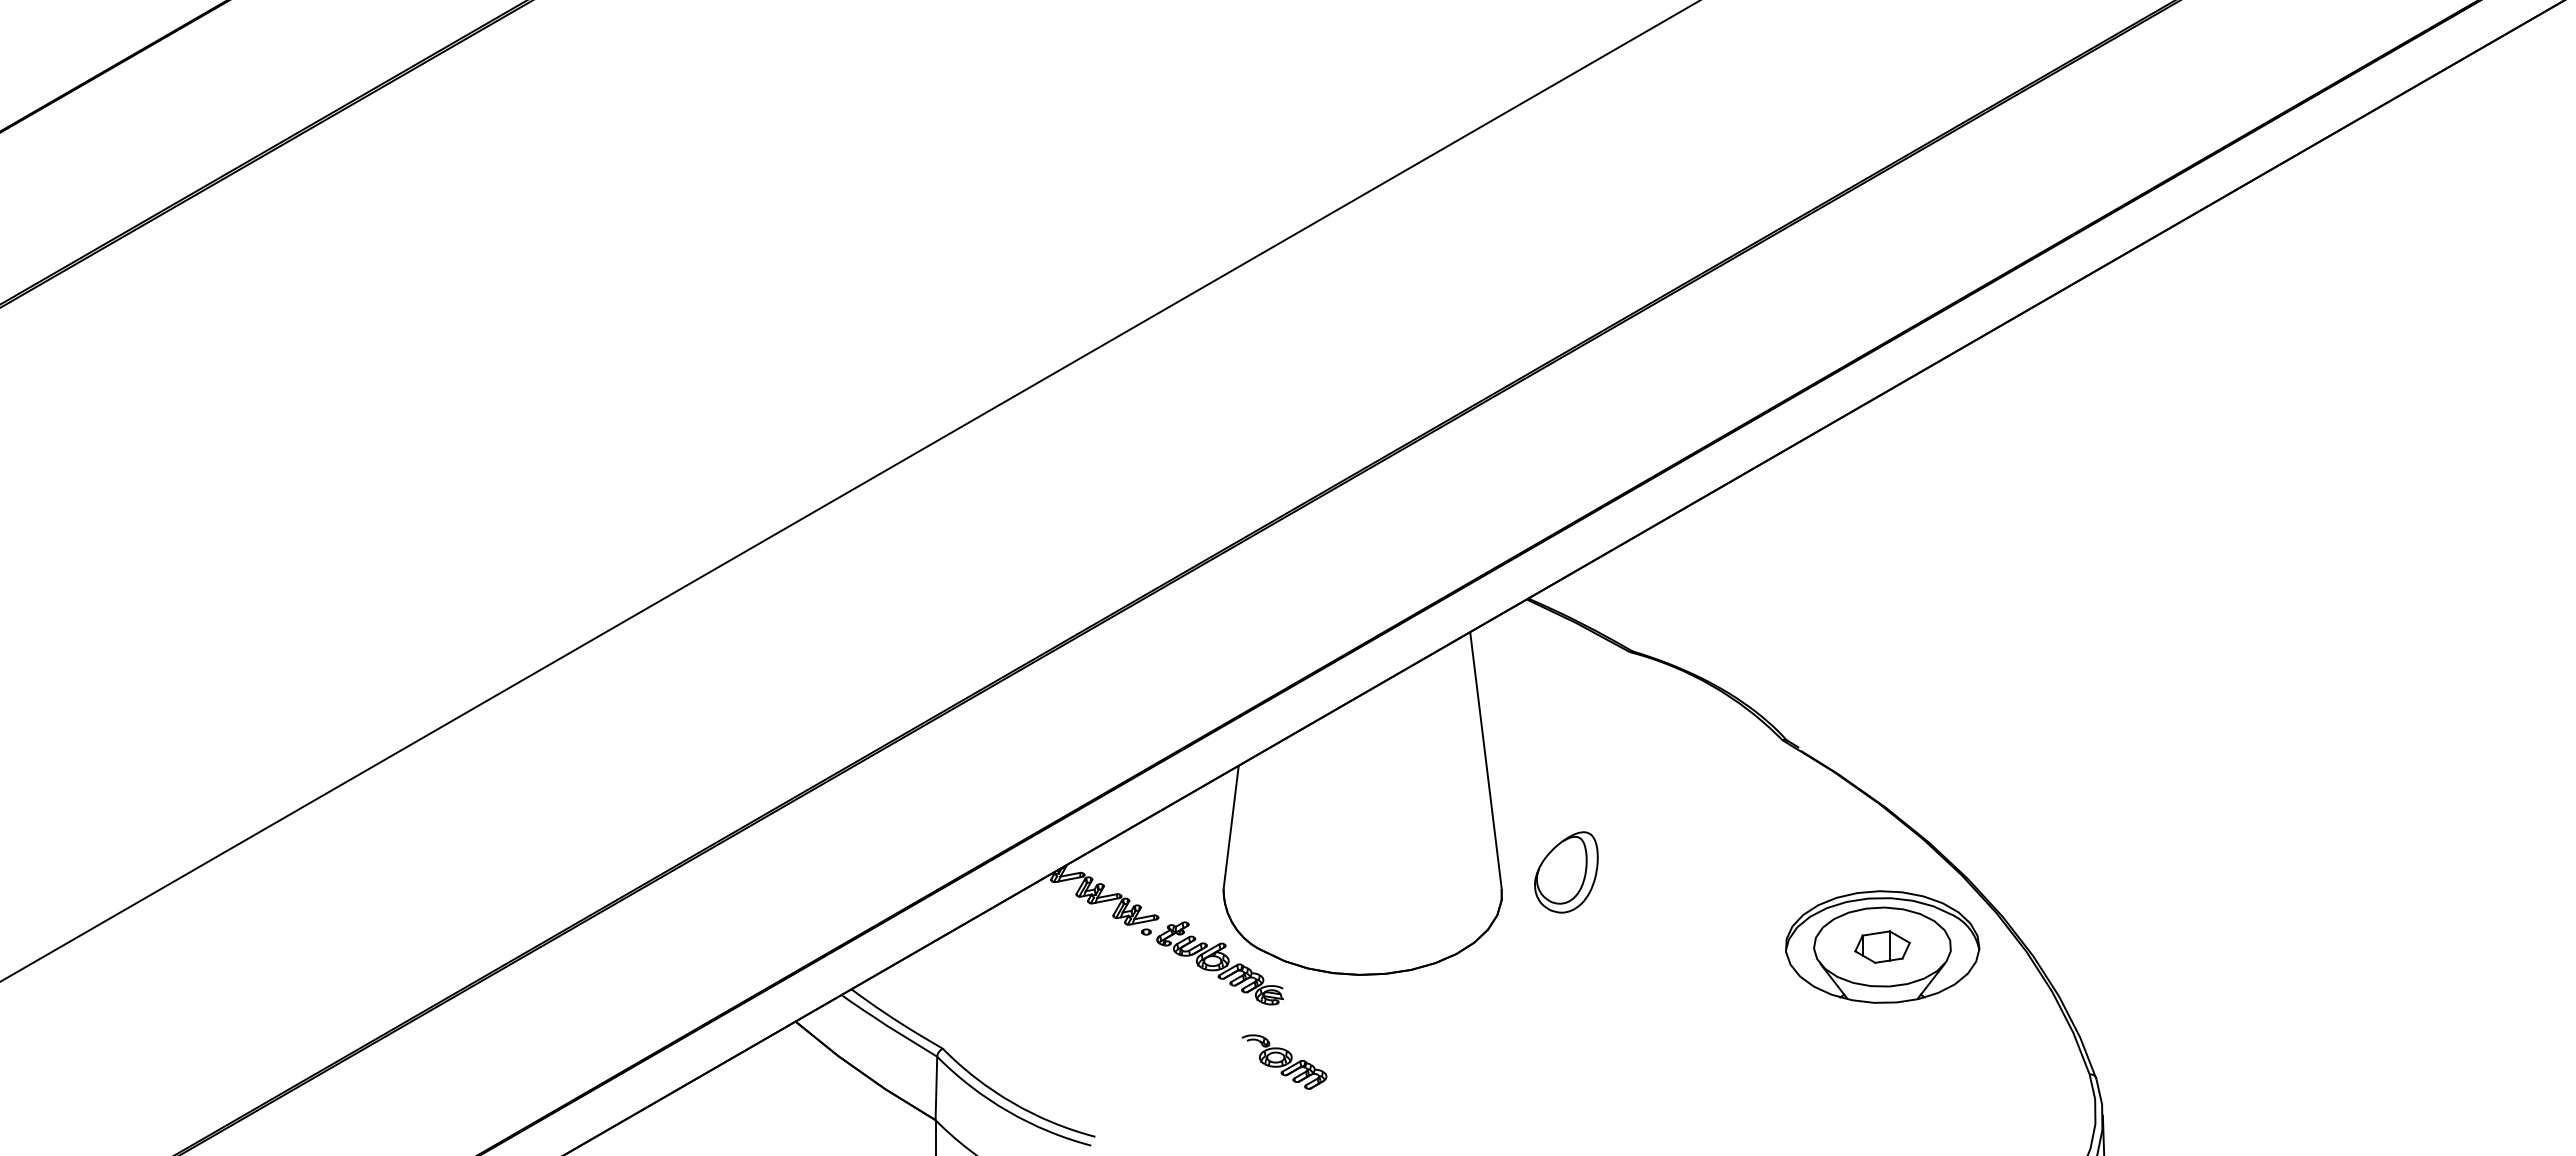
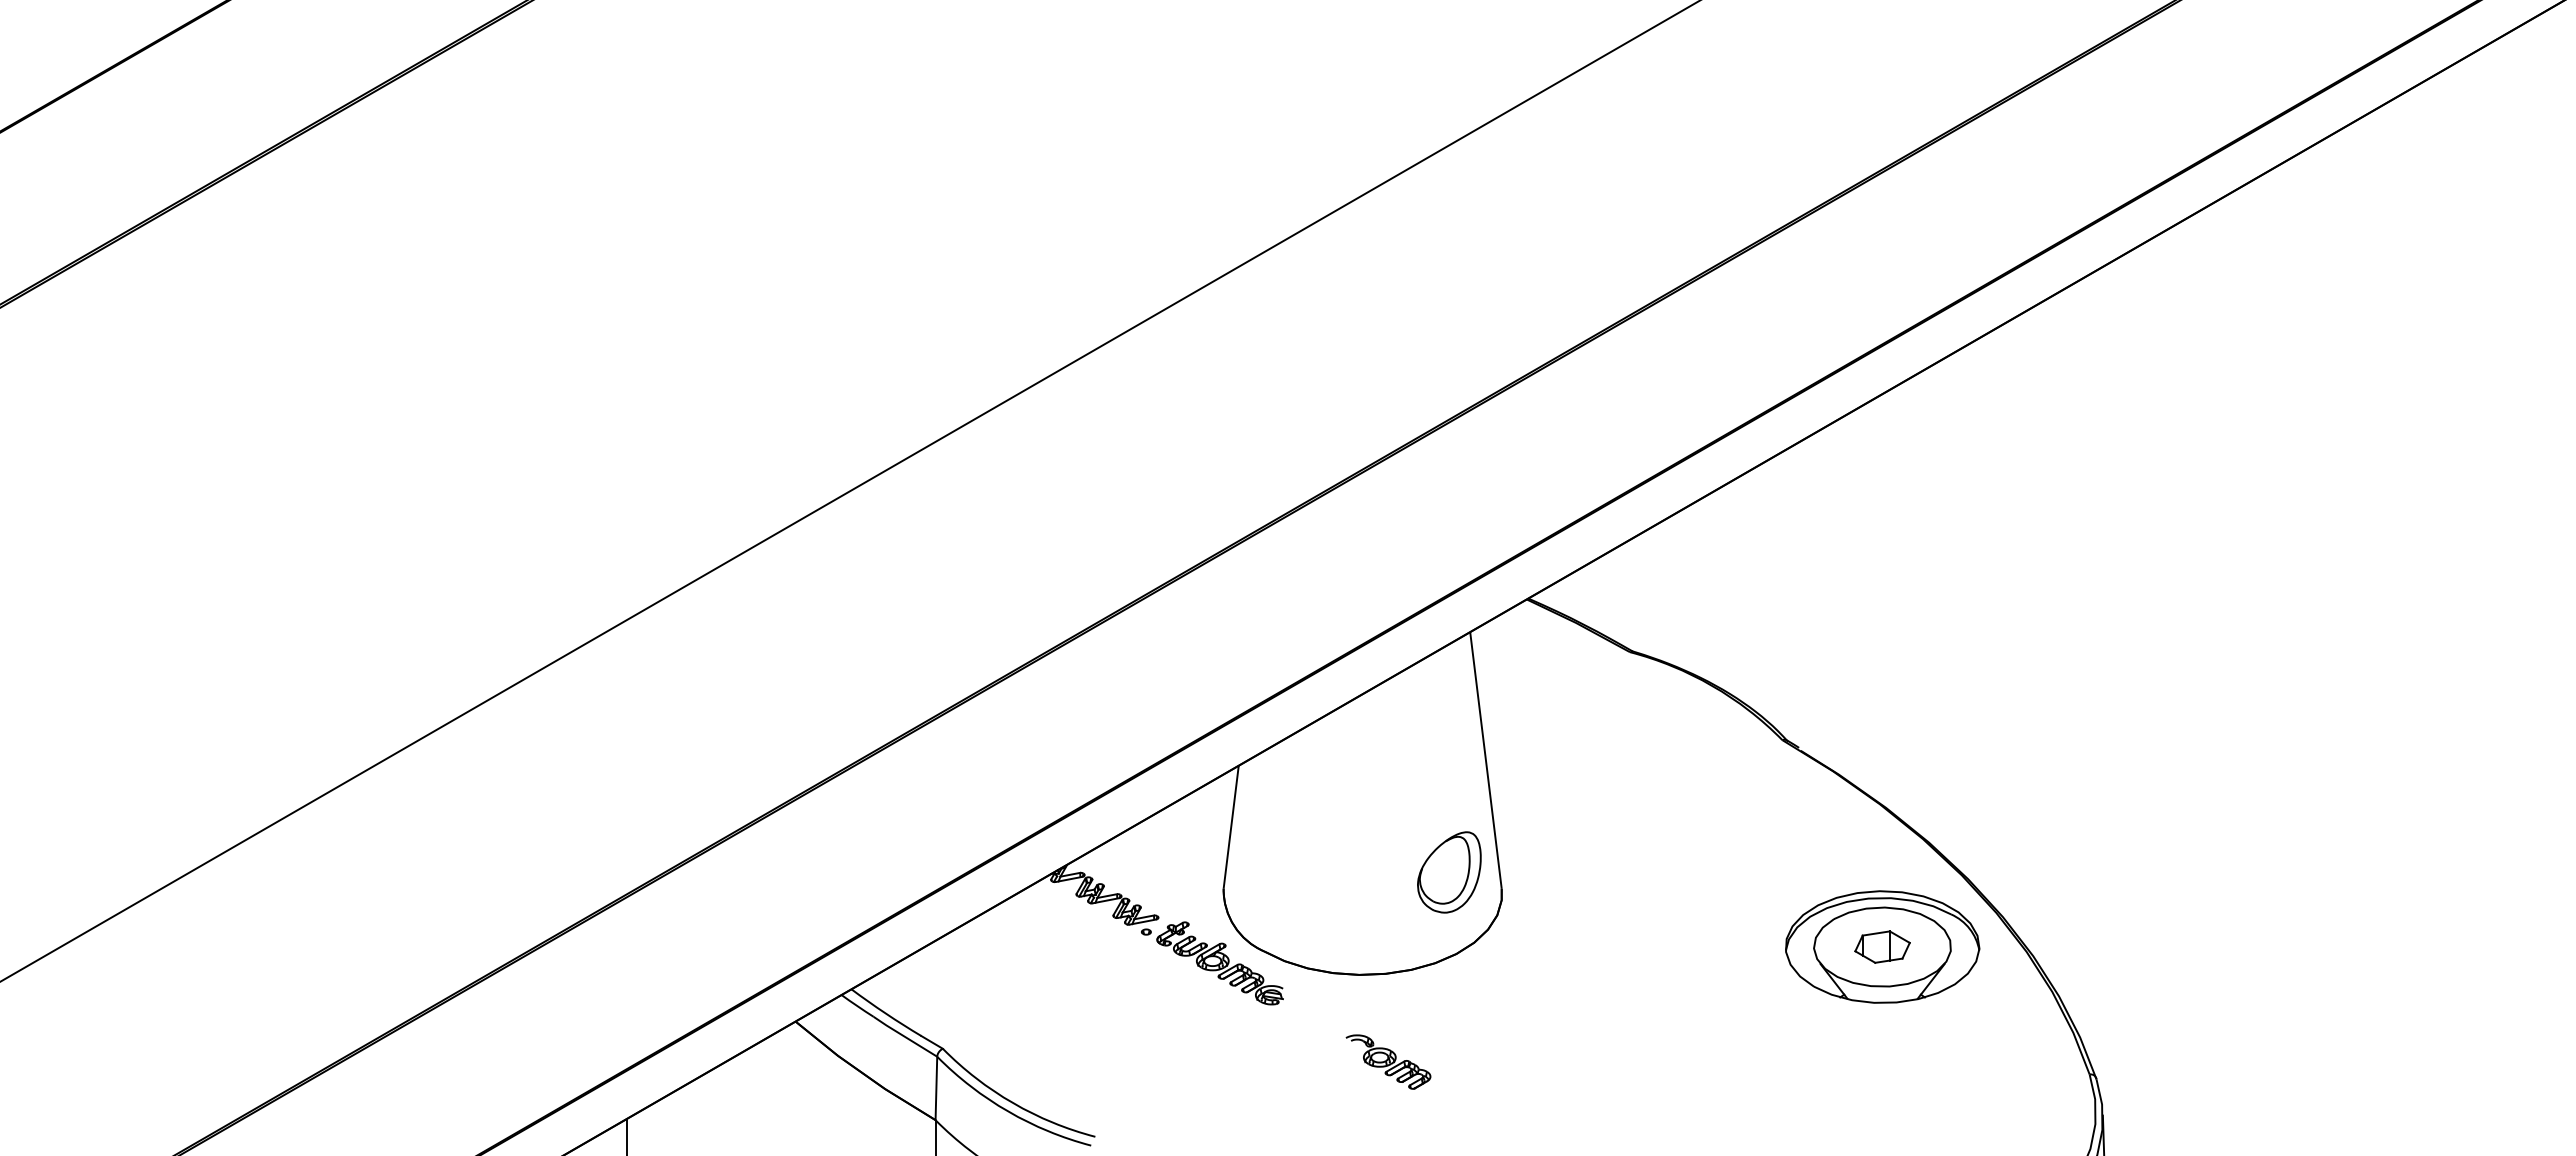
part position: (1566, 872) -> (1449, 872) (1449, 872)
part position: (1284, 1061) -> (1388, 1061) (1388, 1061)
line: none -> present (626, 1135)
